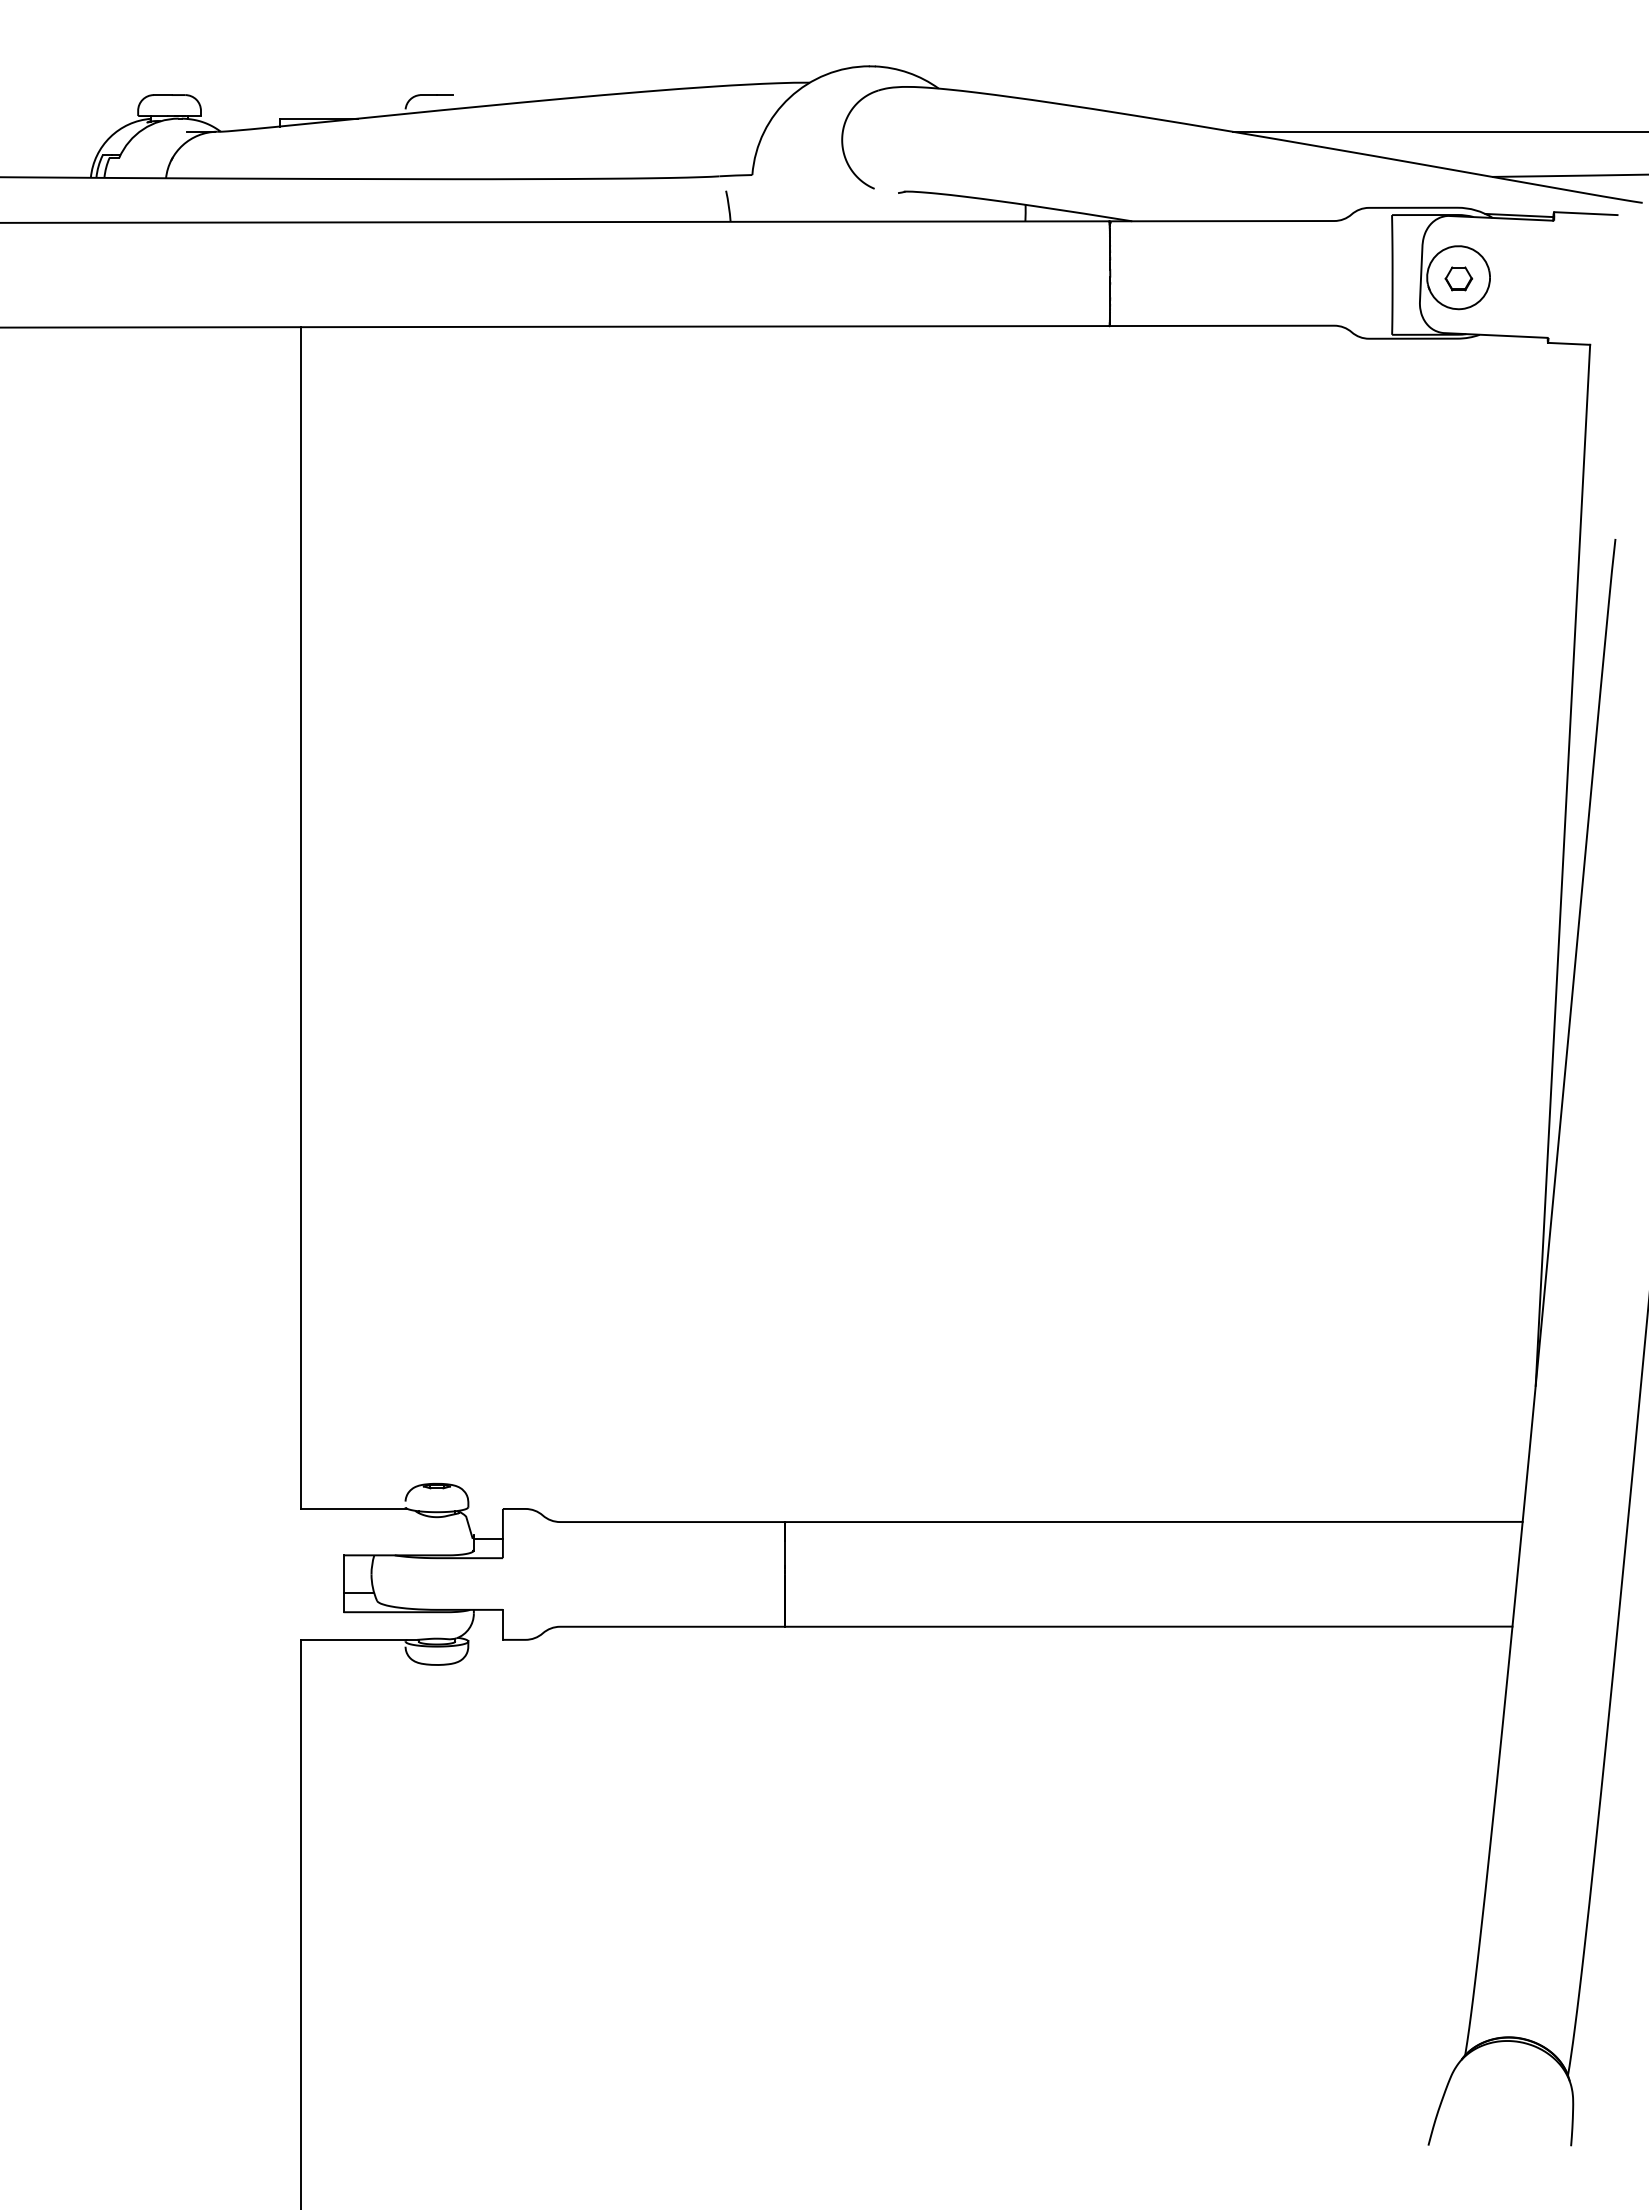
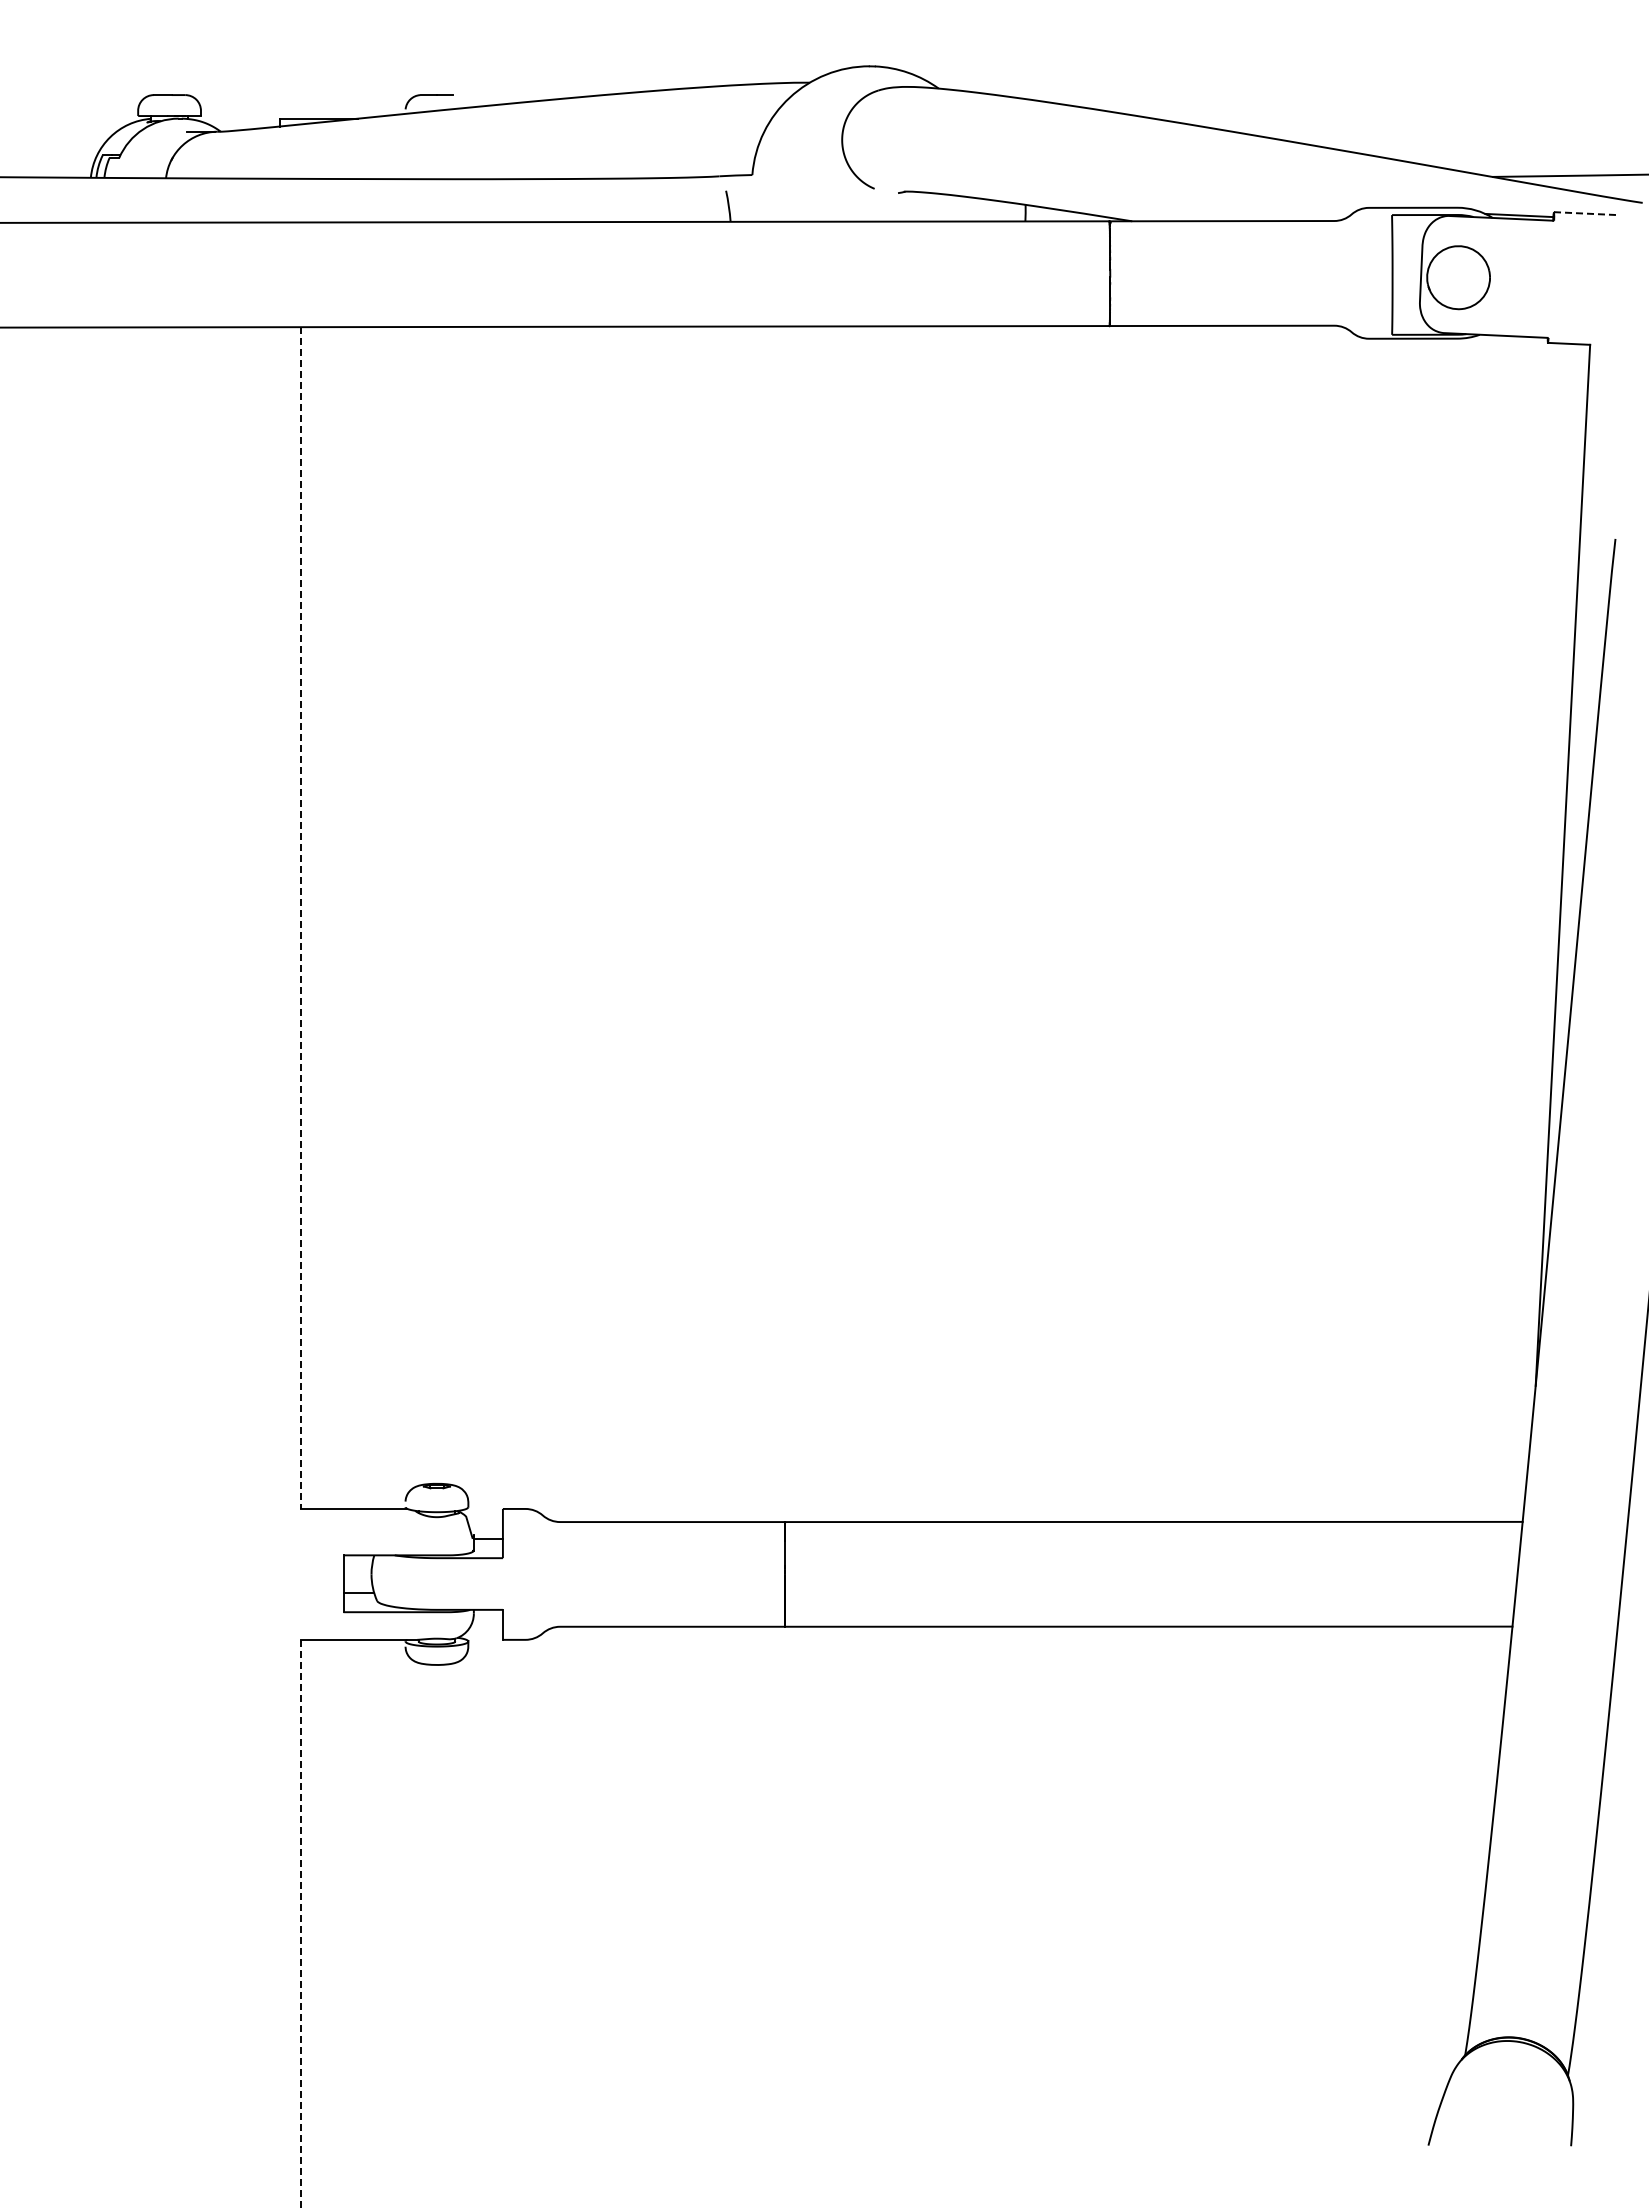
line: present -> none (1438, 131)
line: solid -> dashed (1585, 213)
part: present -> none (1458, 278)
line: solid -> dashed (300, 918)
line: solid -> dashed (300, 1925)
